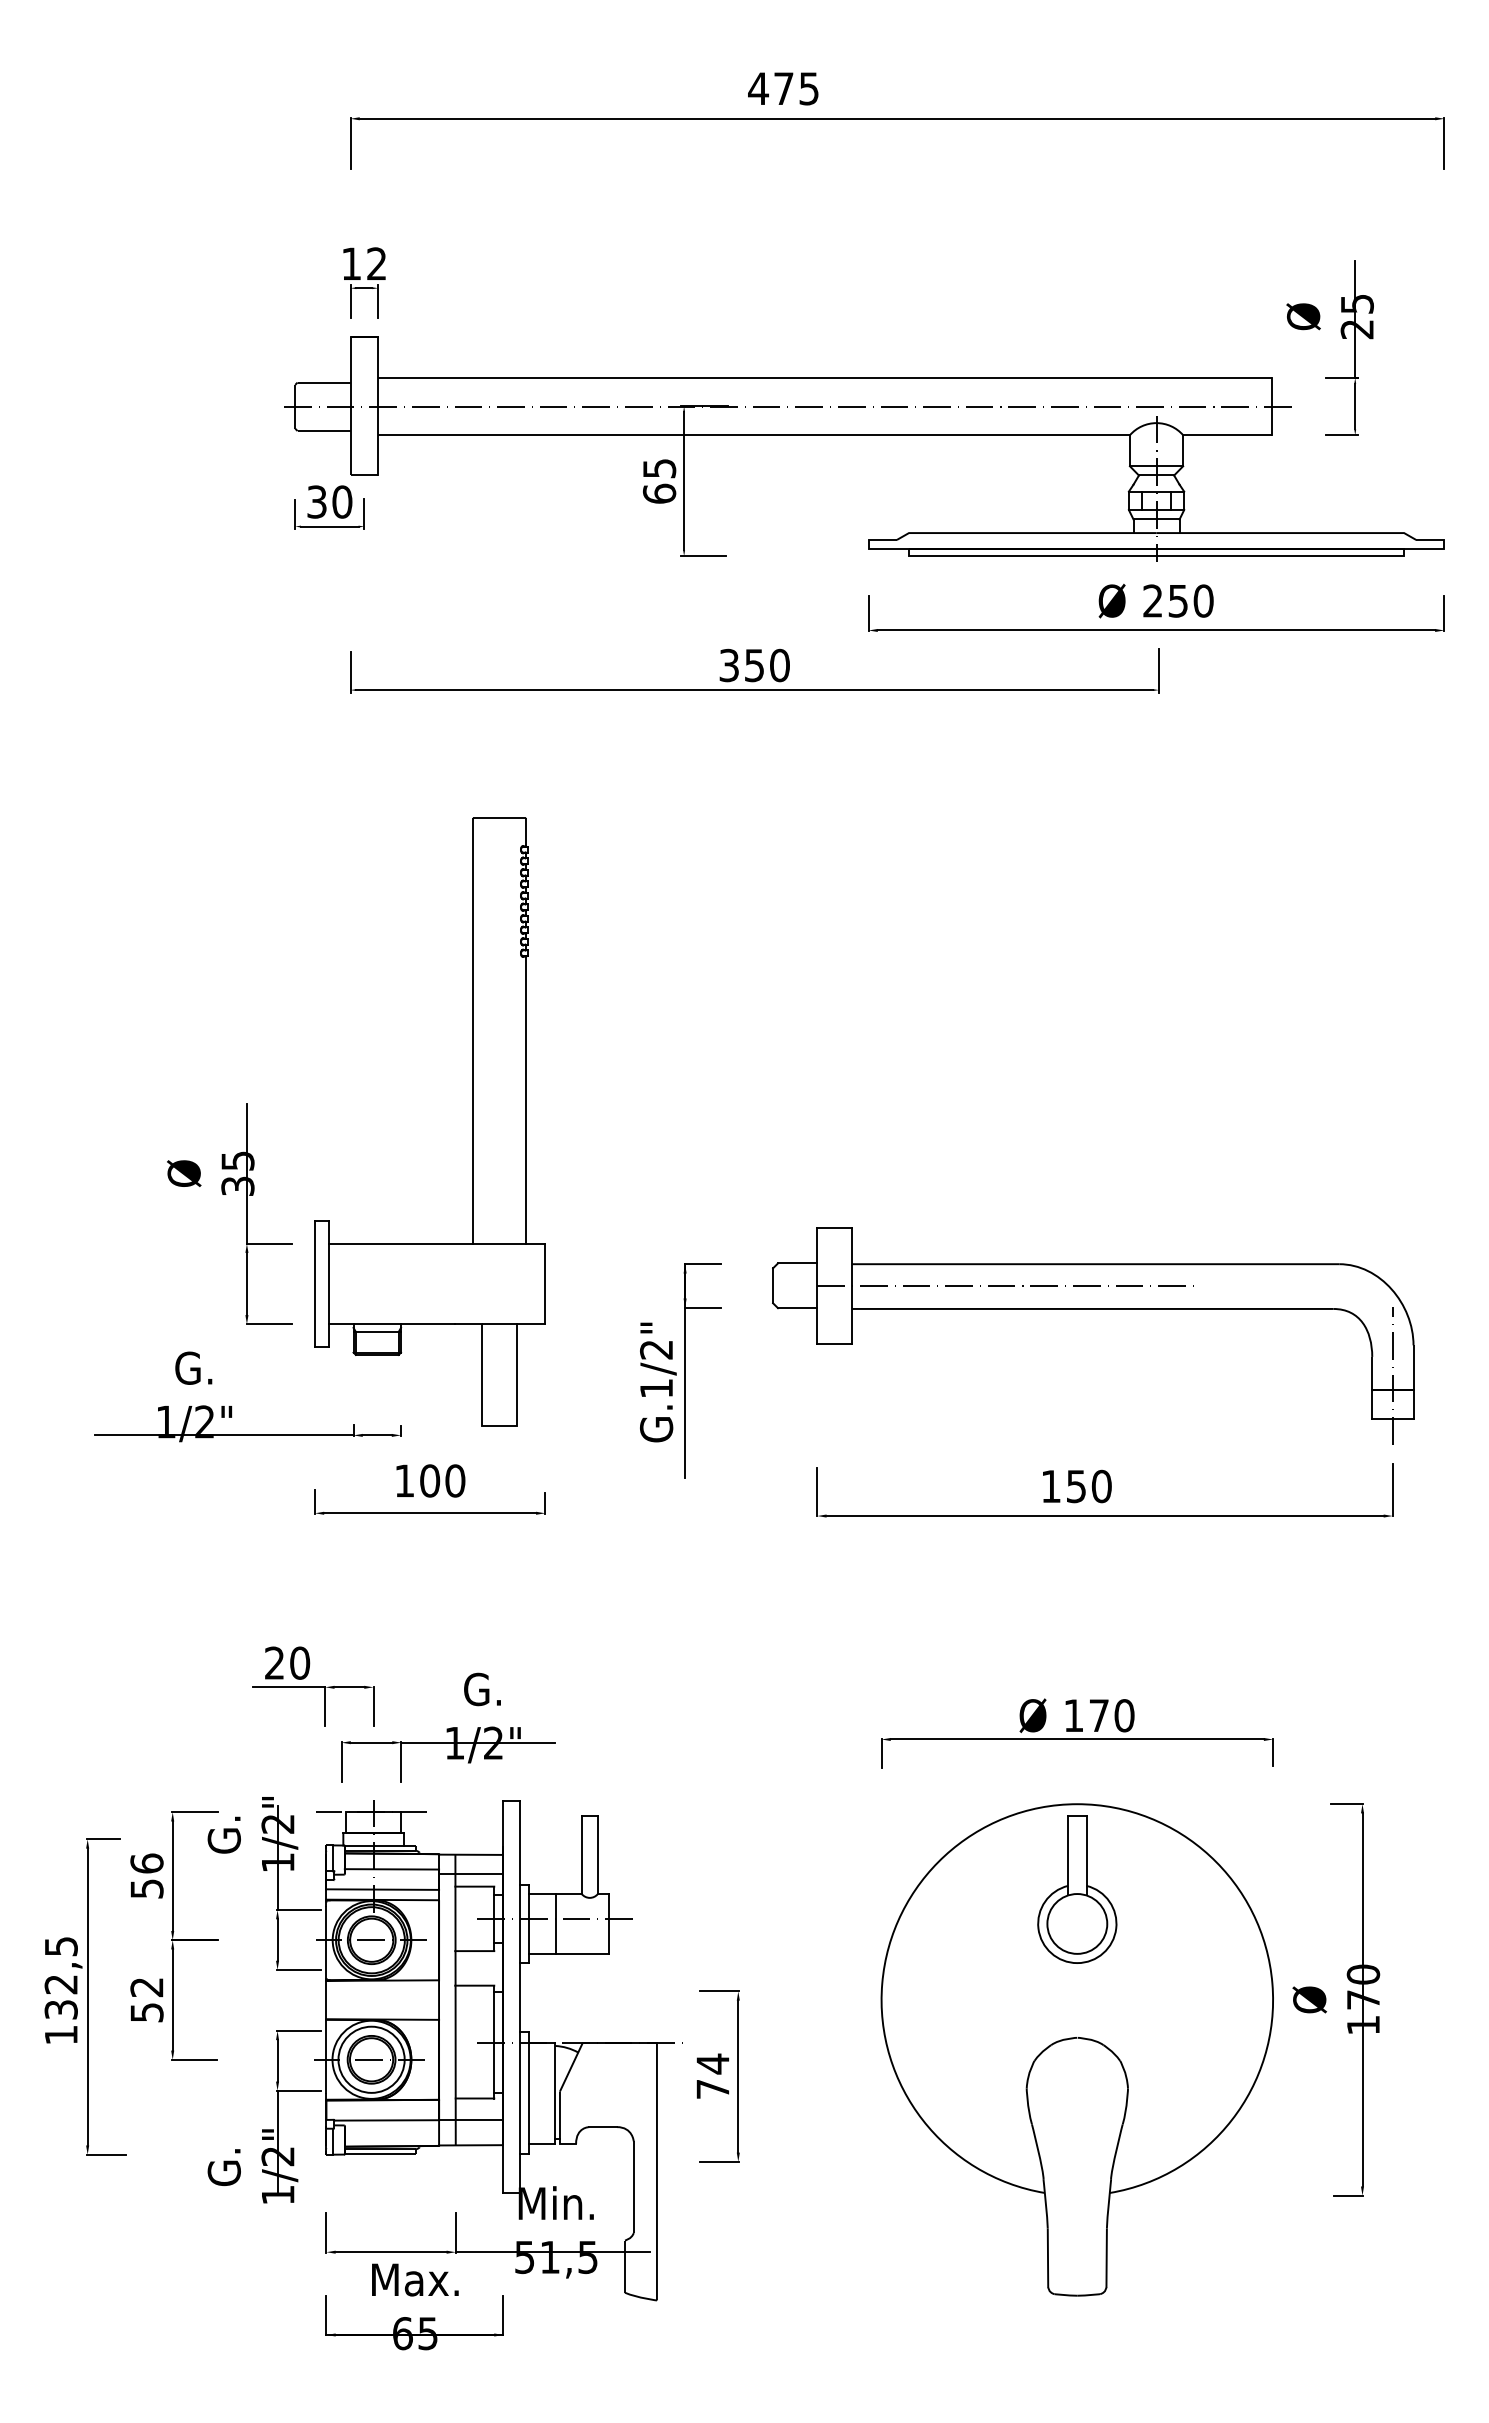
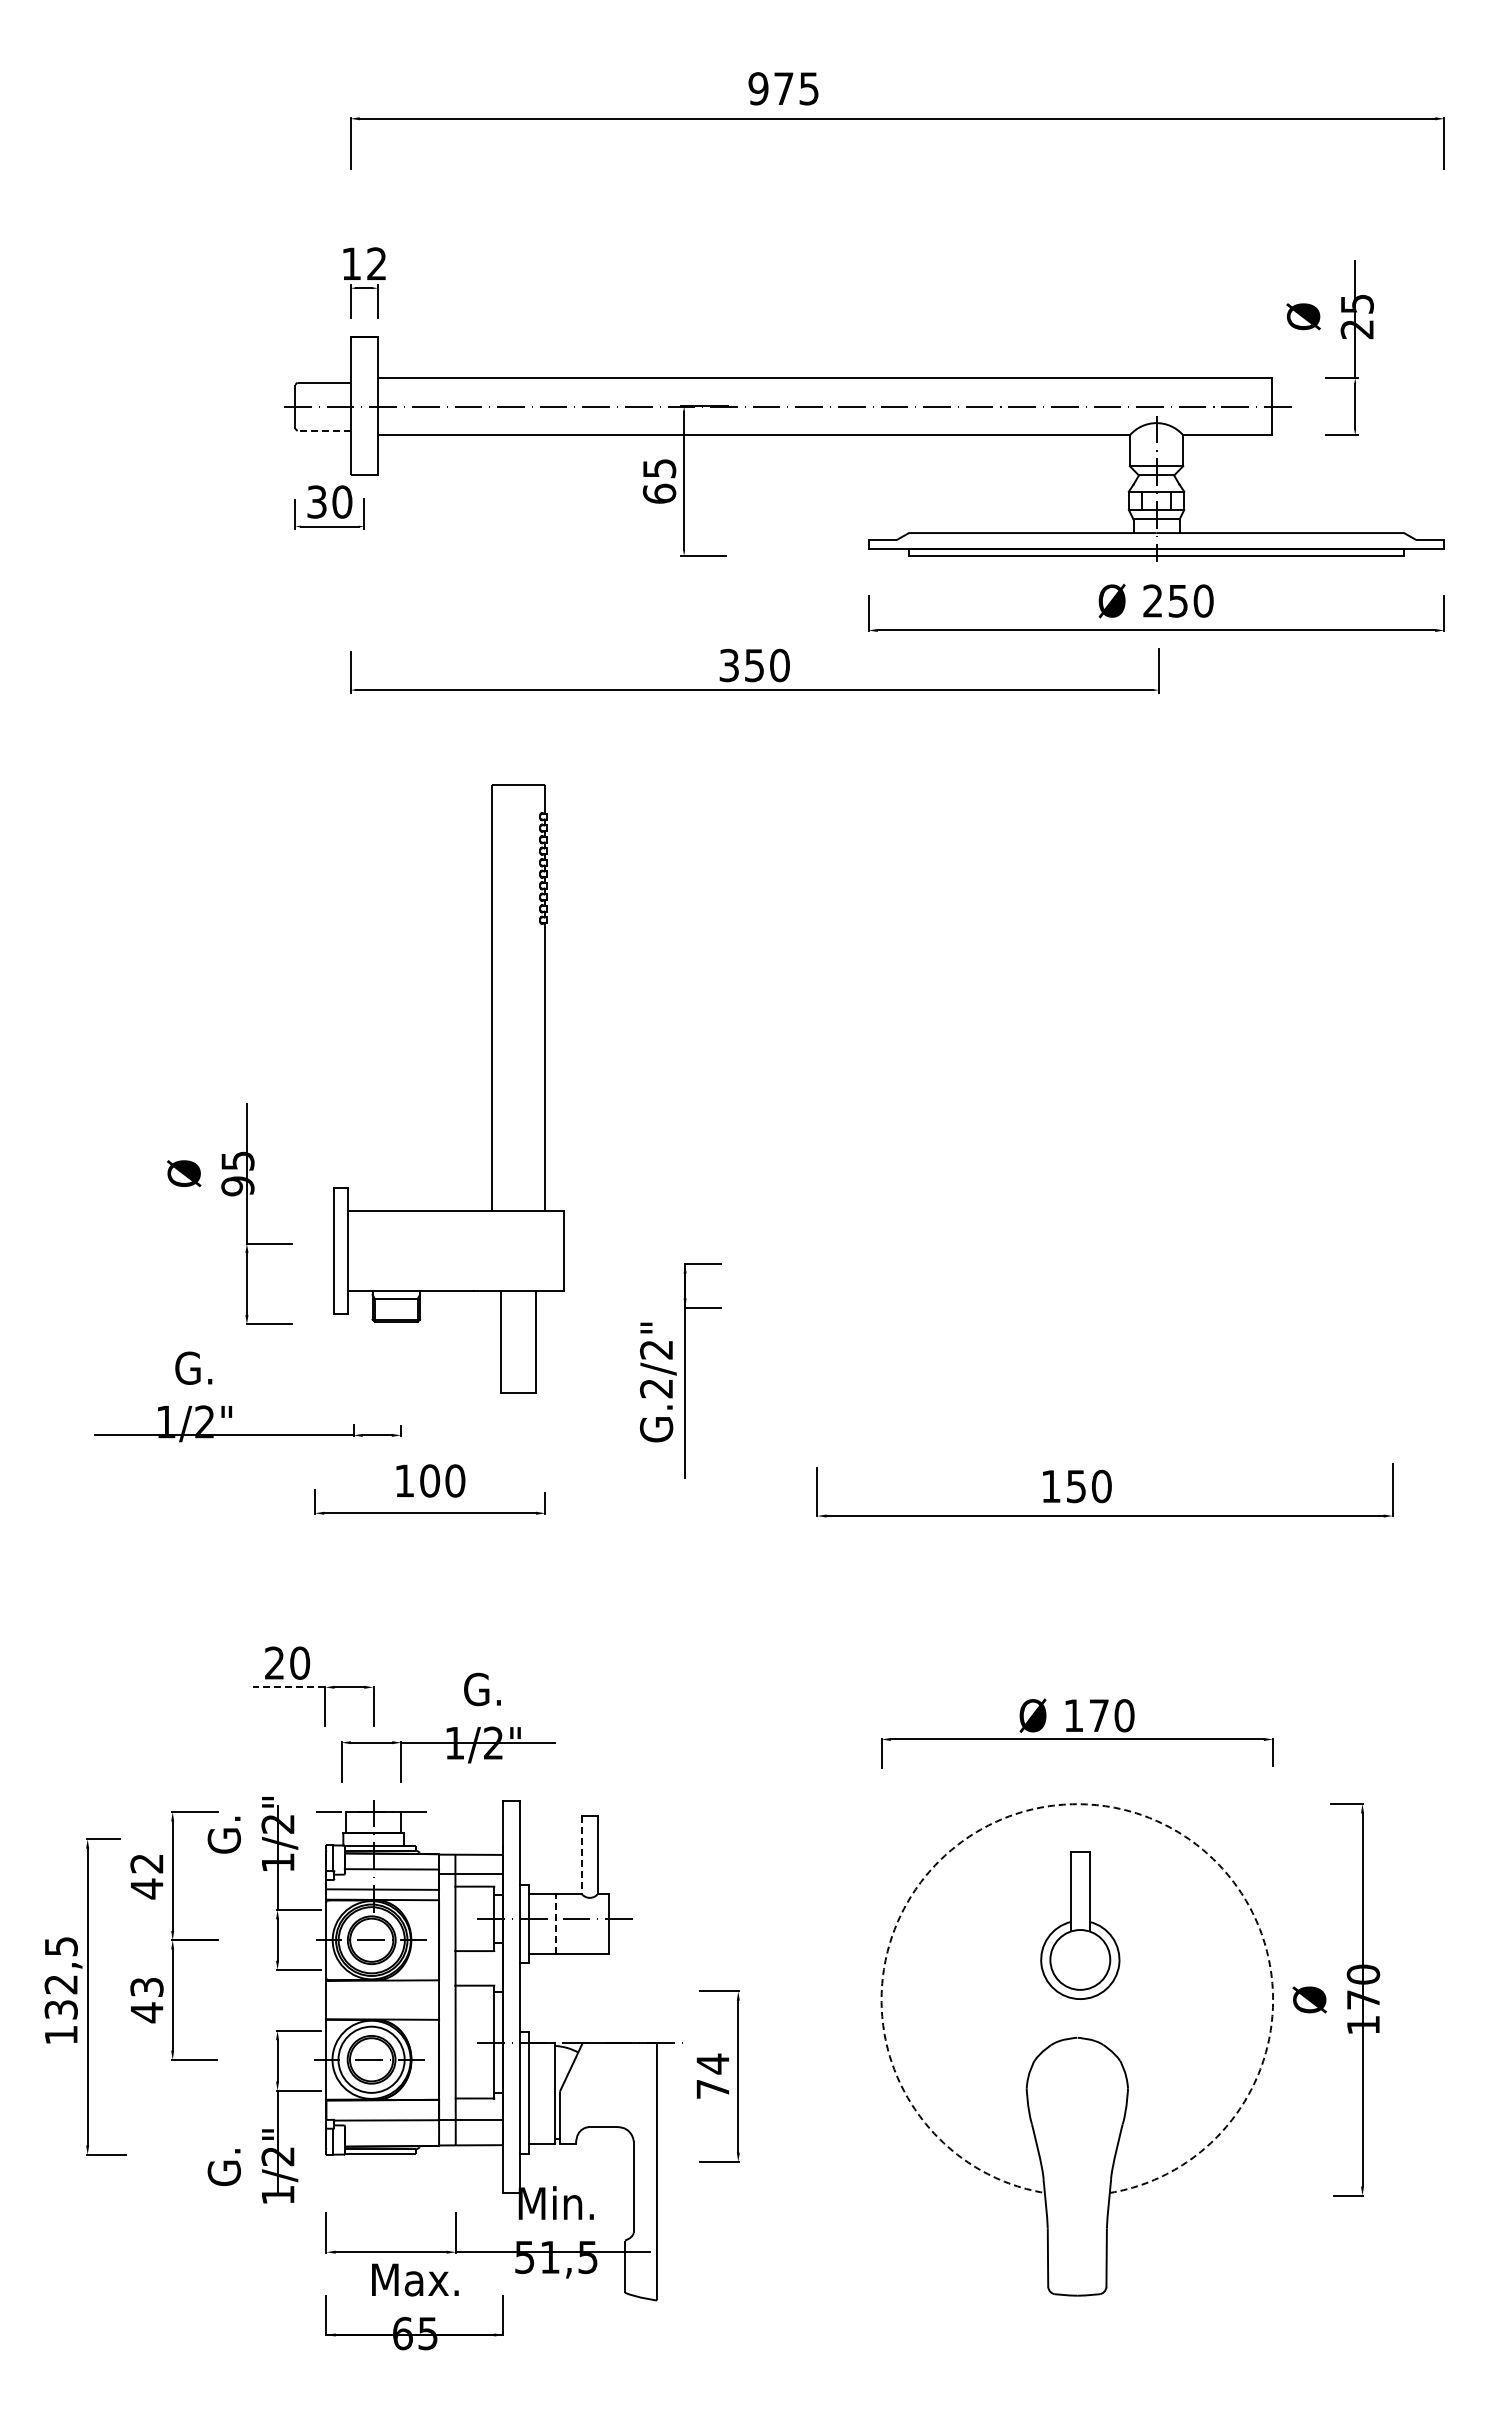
text: 475 -> 975 (758, 88)
line: solid -> dashed (323, 431)
part position: (472, 1121) -> (491, 1088) (491, 1088)
text: 35 -> 95 (237, 1186)
part: present -> none (1093, 1309)
text: G.1/2" -> G.2/2" (656, 1388)
line: solid -> dashed (288, 1687)
arc: solid -> dashed (1077, 1804)
line: solid -> dashed (581, 1855)
text: 56 -> 42 (146, 1876)
part position: (1077, 1889) -> (1080, 1925) (1080, 1925)
line: solid -> dashed (556, 1923)
text: 52 -> 43 (146, 2000)
